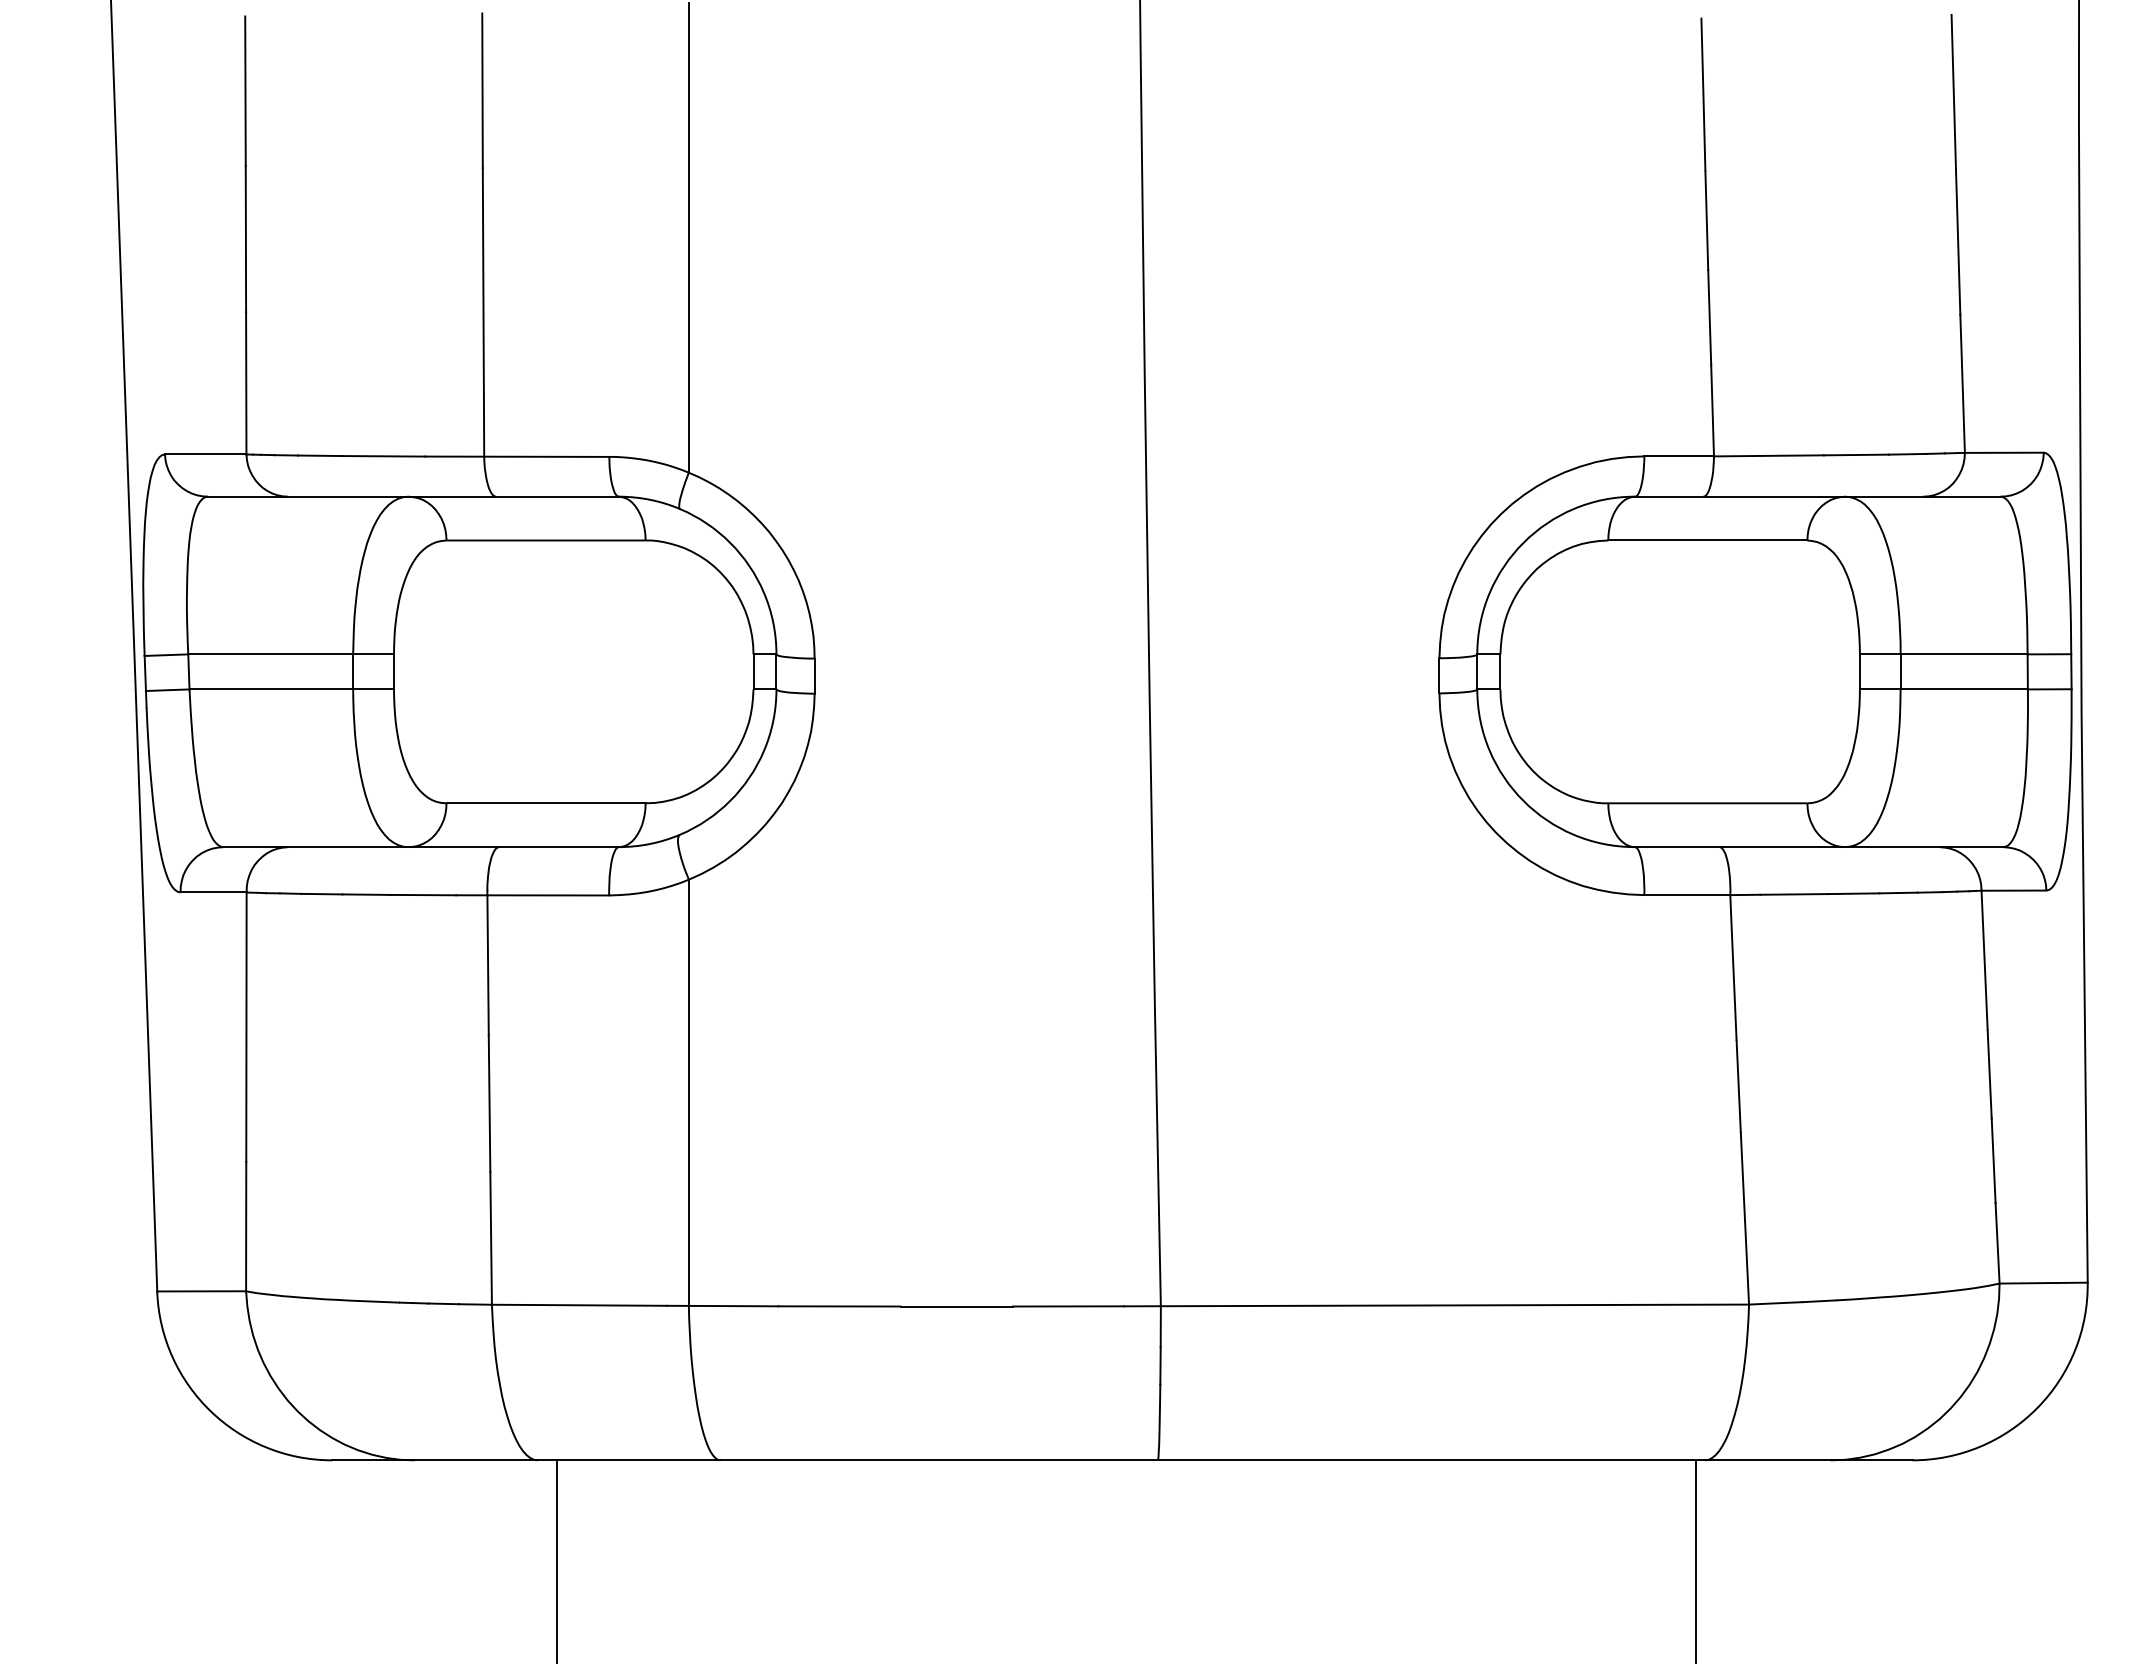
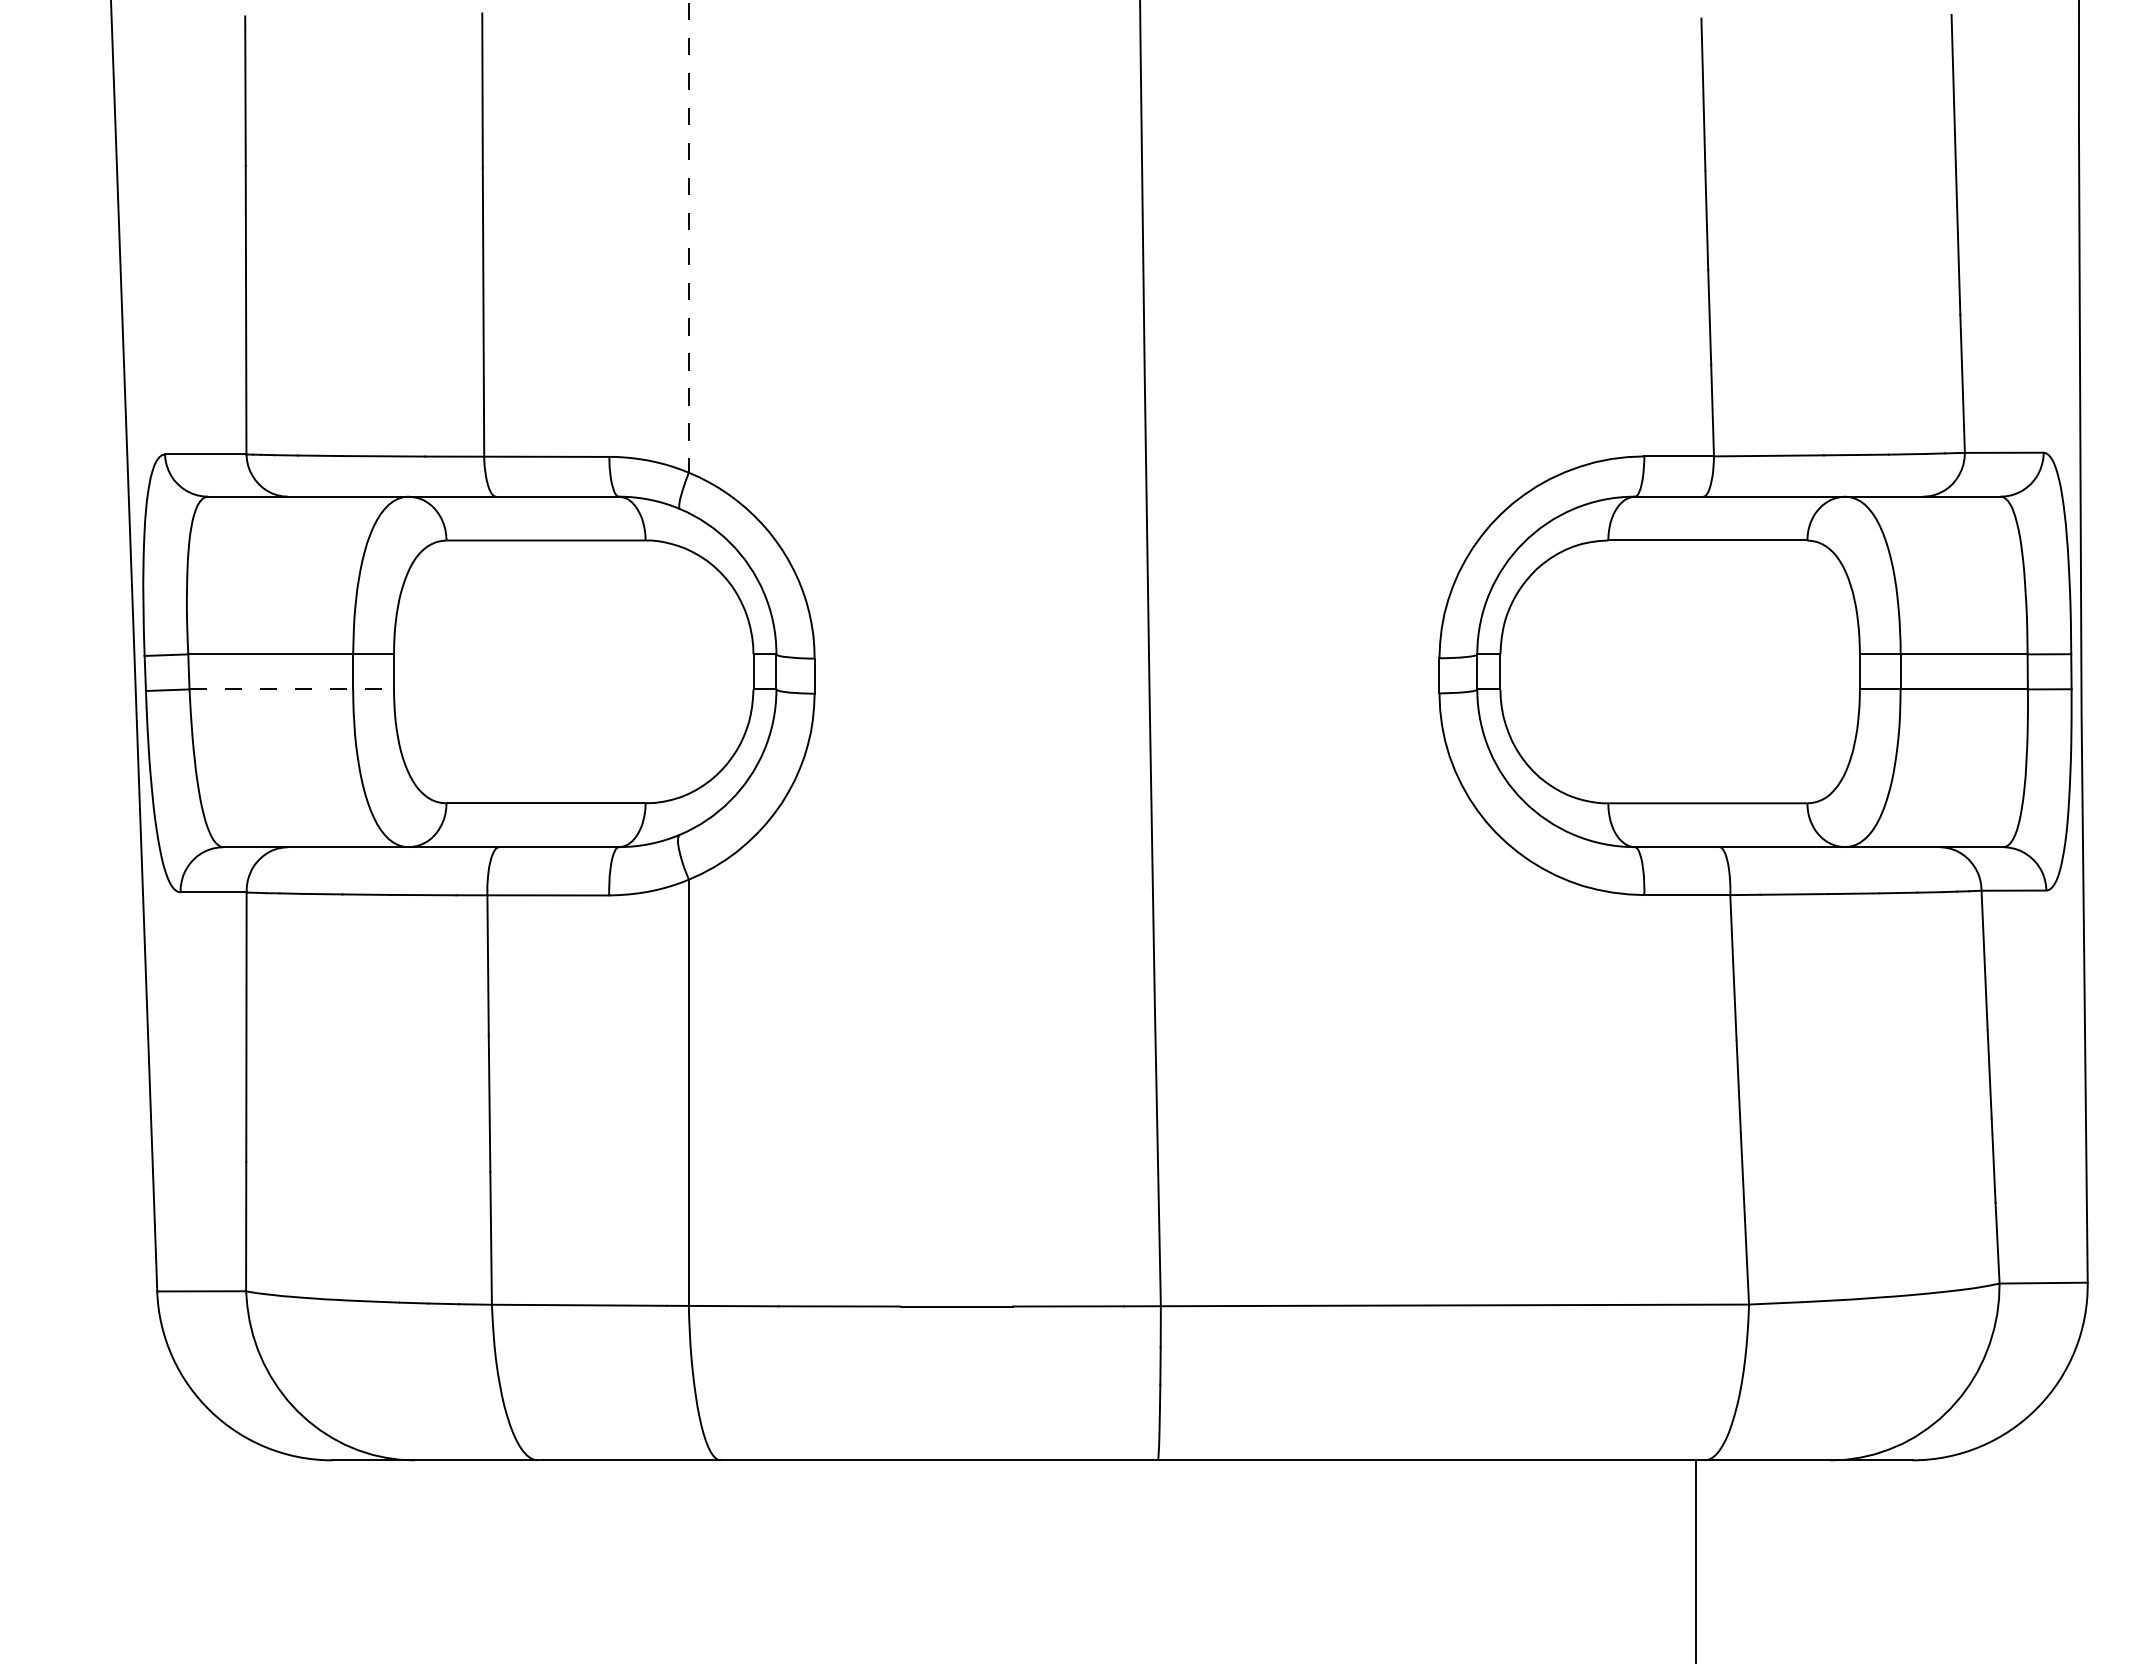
line: solid -> dashed (688, 238)
line: solid -> dashed (292, 689)
line: present -> none (557, 1560)
